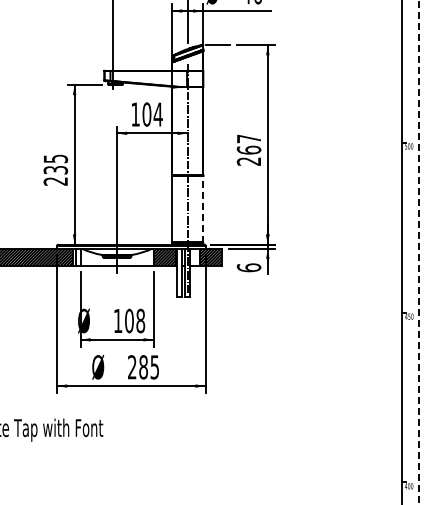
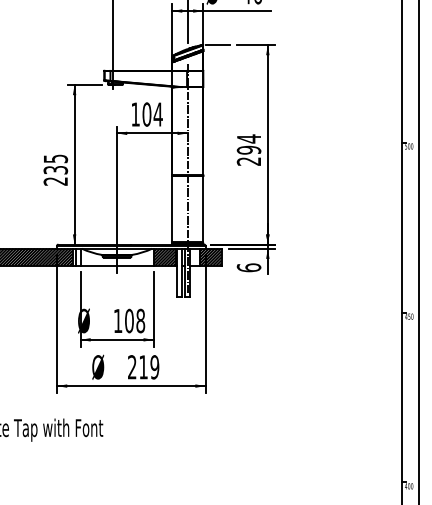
text: 267 -> 294 (248, 144)
line: dashed -> solid (203, 209)
line: dashed -> solid (419, 251)
text: 285 -> 219 (149, 367)
